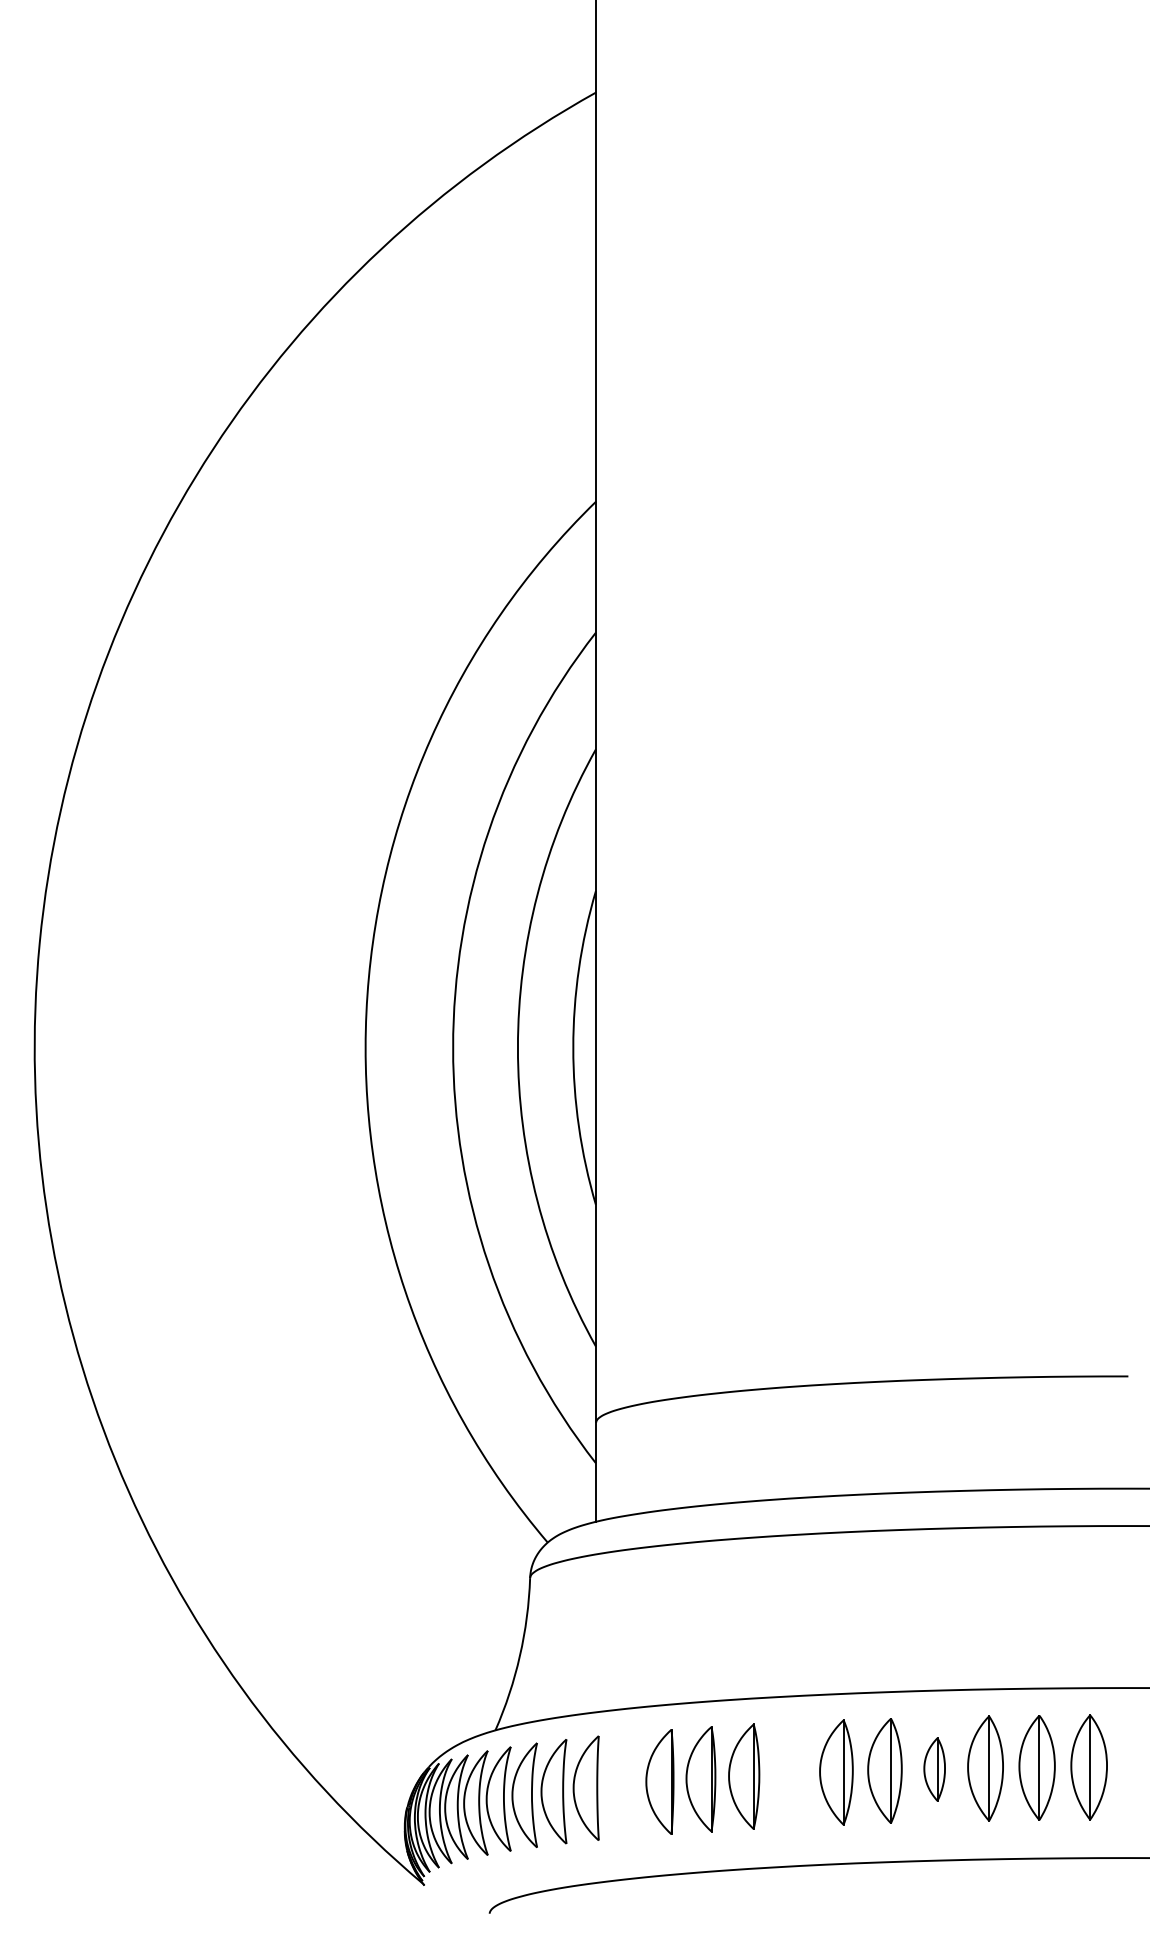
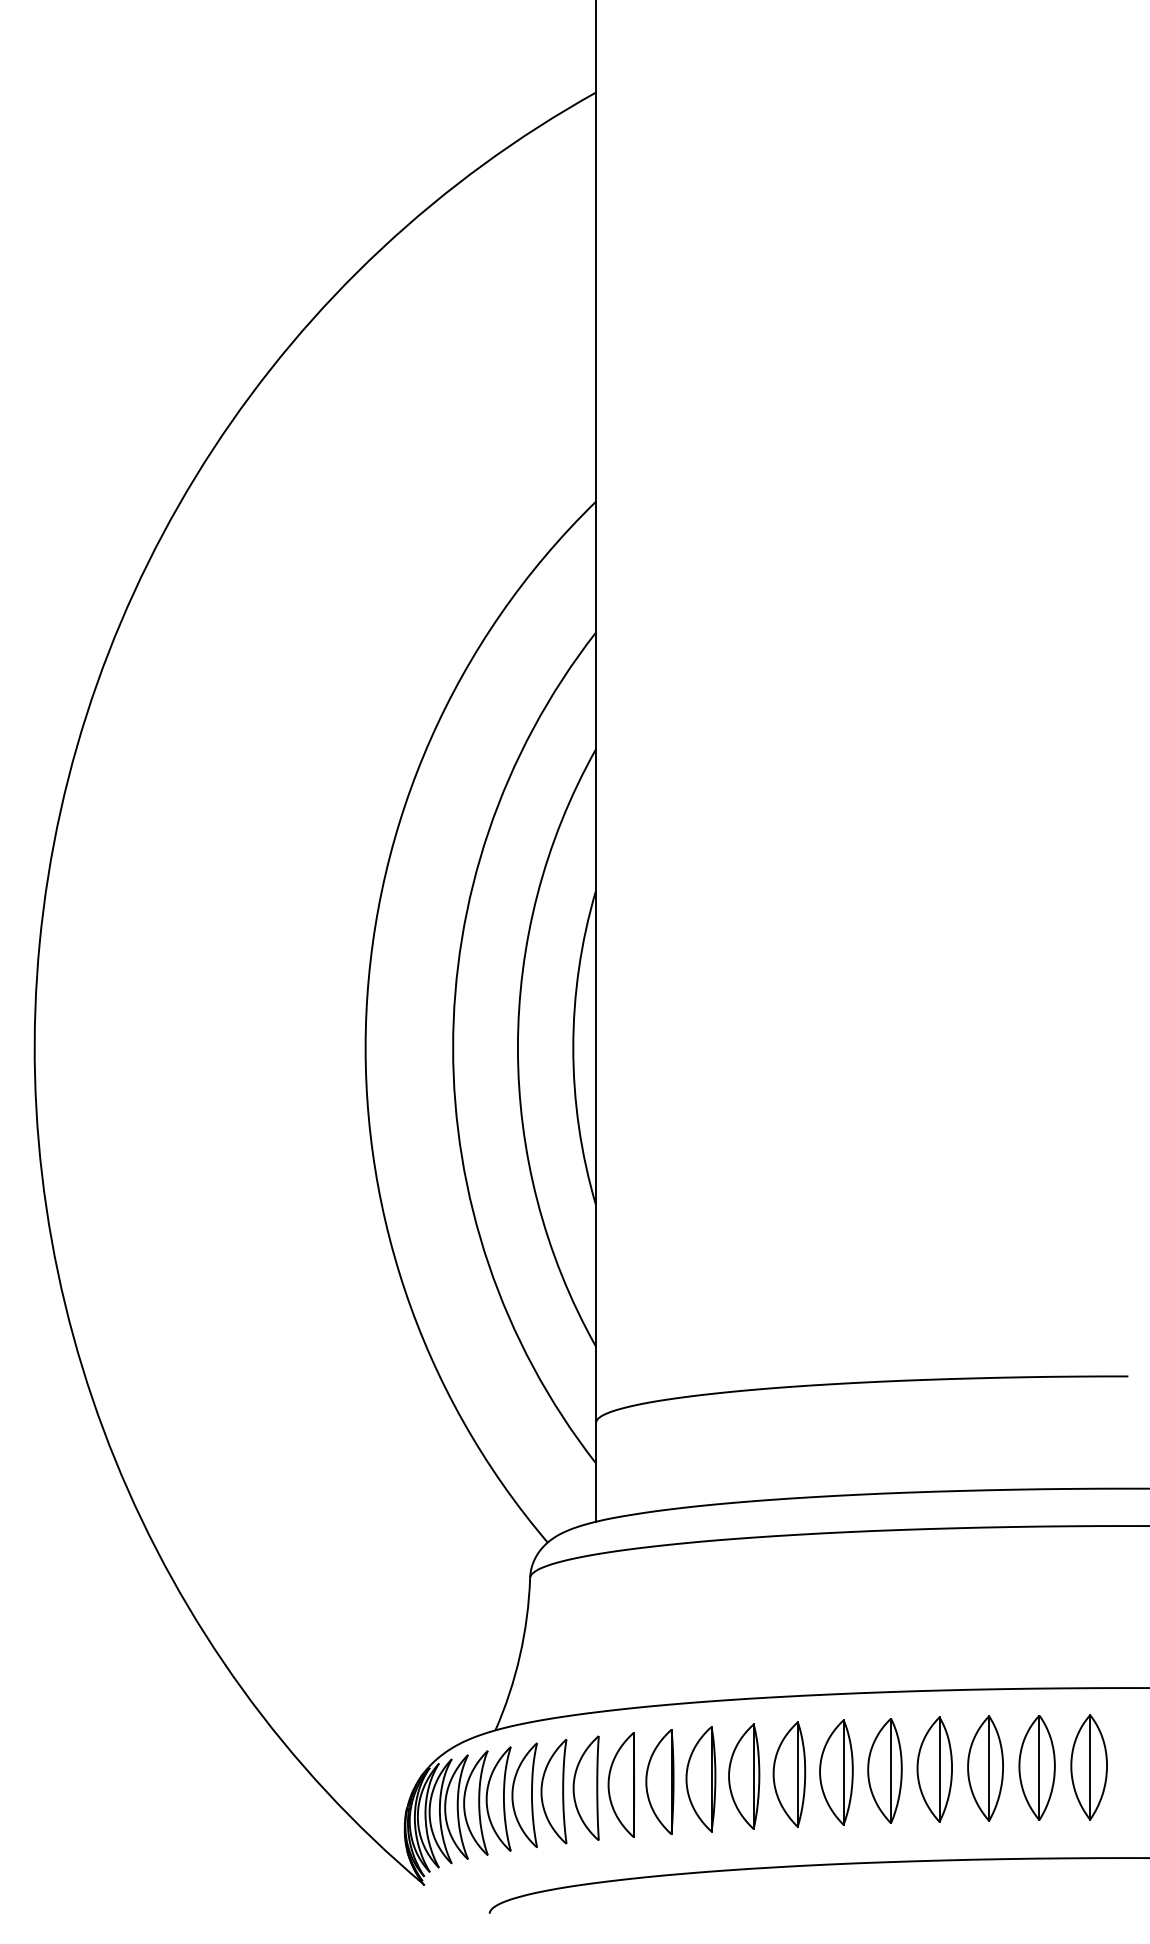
part size: 23x65 px -> 37x107 px (934, 1769)
part: none -> present (789, 1774)
part: none -> present (620, 1784)
